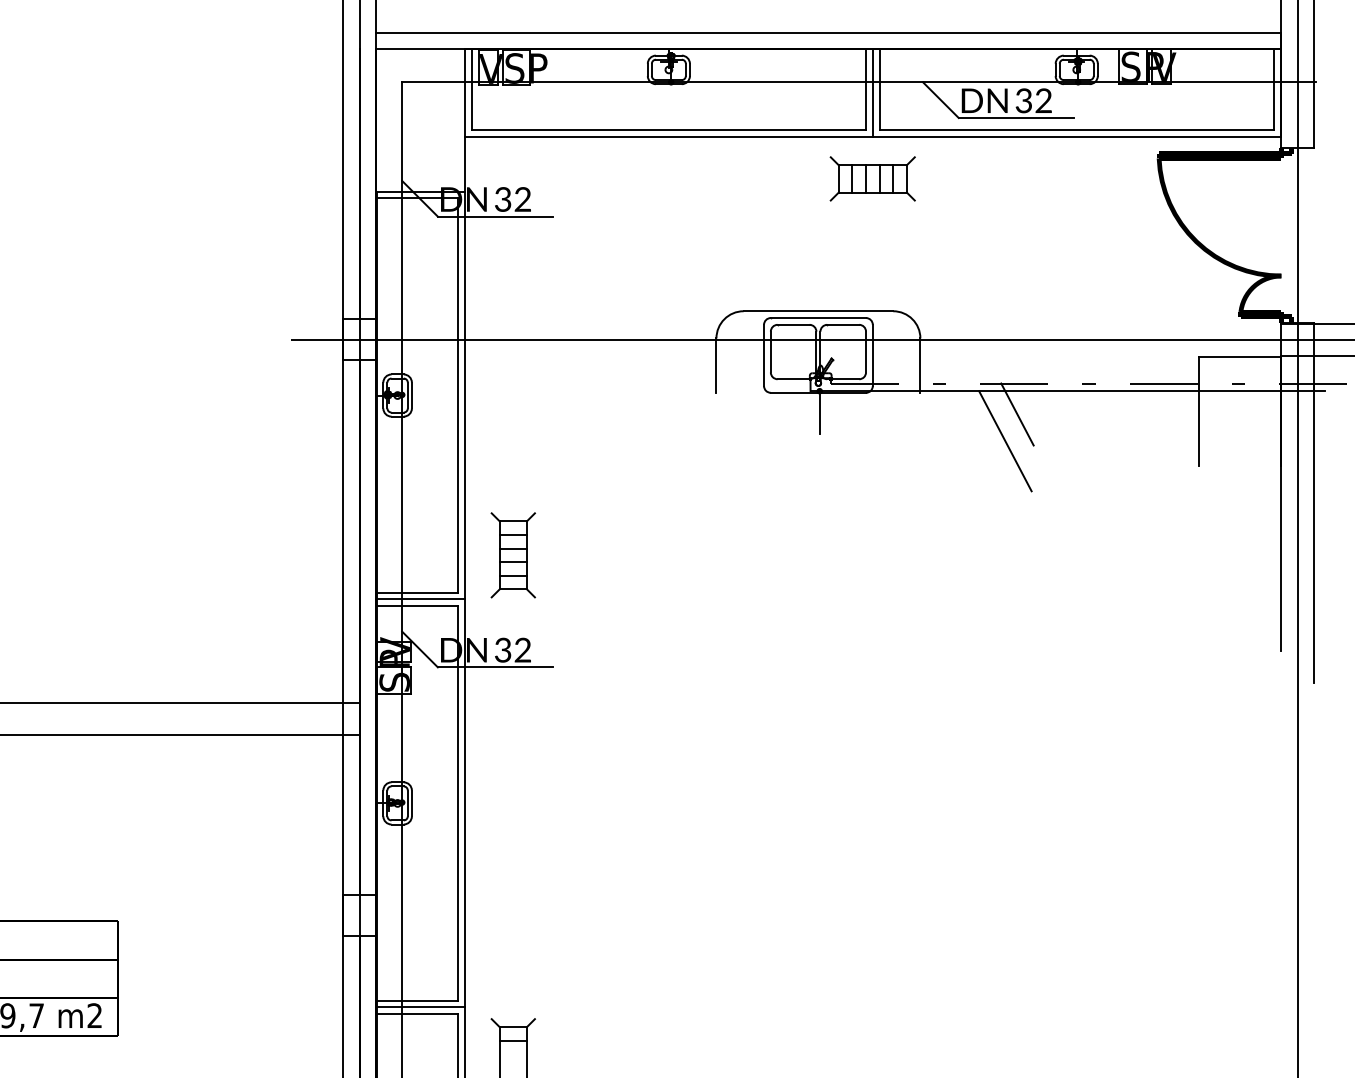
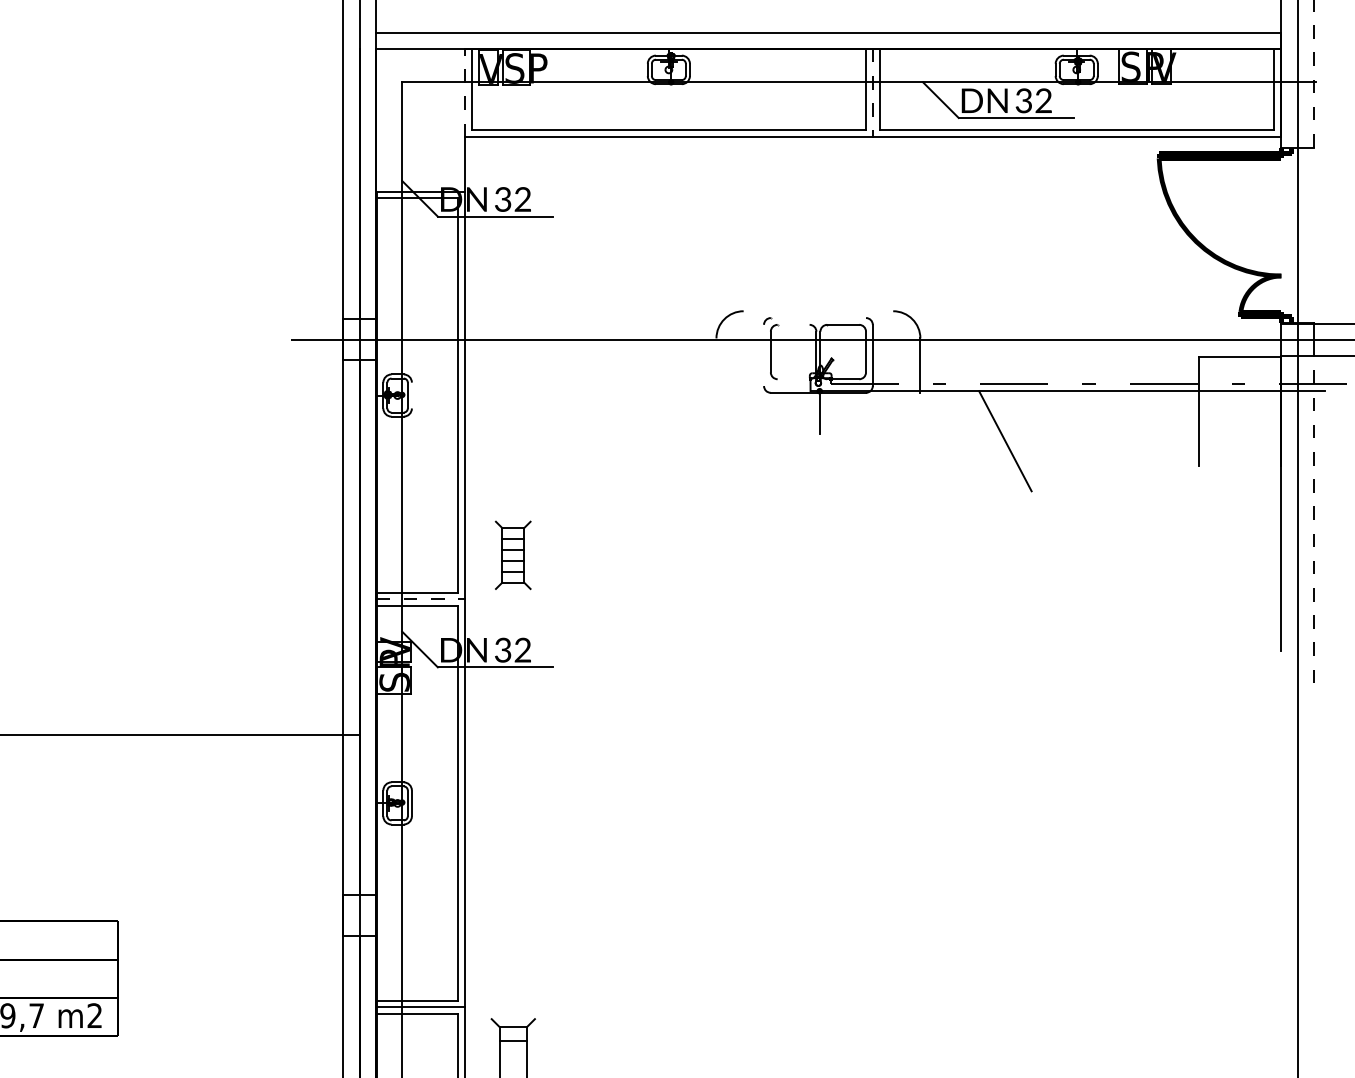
line: solid -> dashed (1314, 73)
line: solid -> dashed (464, 92)
line: solid -> dashed (872, 93)
part: present -> none (872, 178)
line: present -> none (818, 311)
line: present -> none (818, 318)
line: present -> none (793, 324)
line: present -> none (764, 355)
line: present -> none (716, 365)
line: present -> none (793, 379)
line: present -> none (411, 395)
line: present -> none (1017, 414)
line: solid -> dashed (1314, 519)
part size: 46x87 px -> 38x70 px (512, 554)
line: solid -> dashed (421, 599)
line: present -> none (180, 702)
